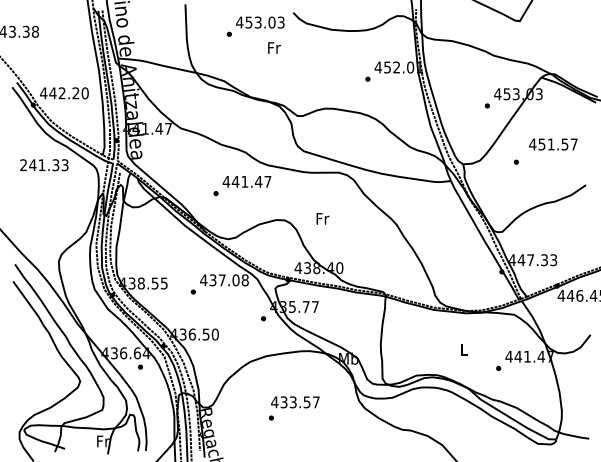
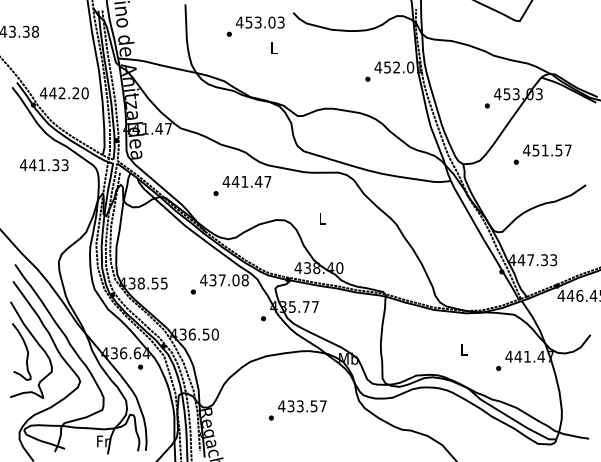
text: Fr -> L (274, 47)
text position: (553, 144) -> (547, 150) (547, 150)
text: 241.33 -> 441.33 (23, 165)
text: Fr -> L (322, 218)
part: none -> present (31, 349)
text position: (295, 402) -> (302, 406) (302, 406)
